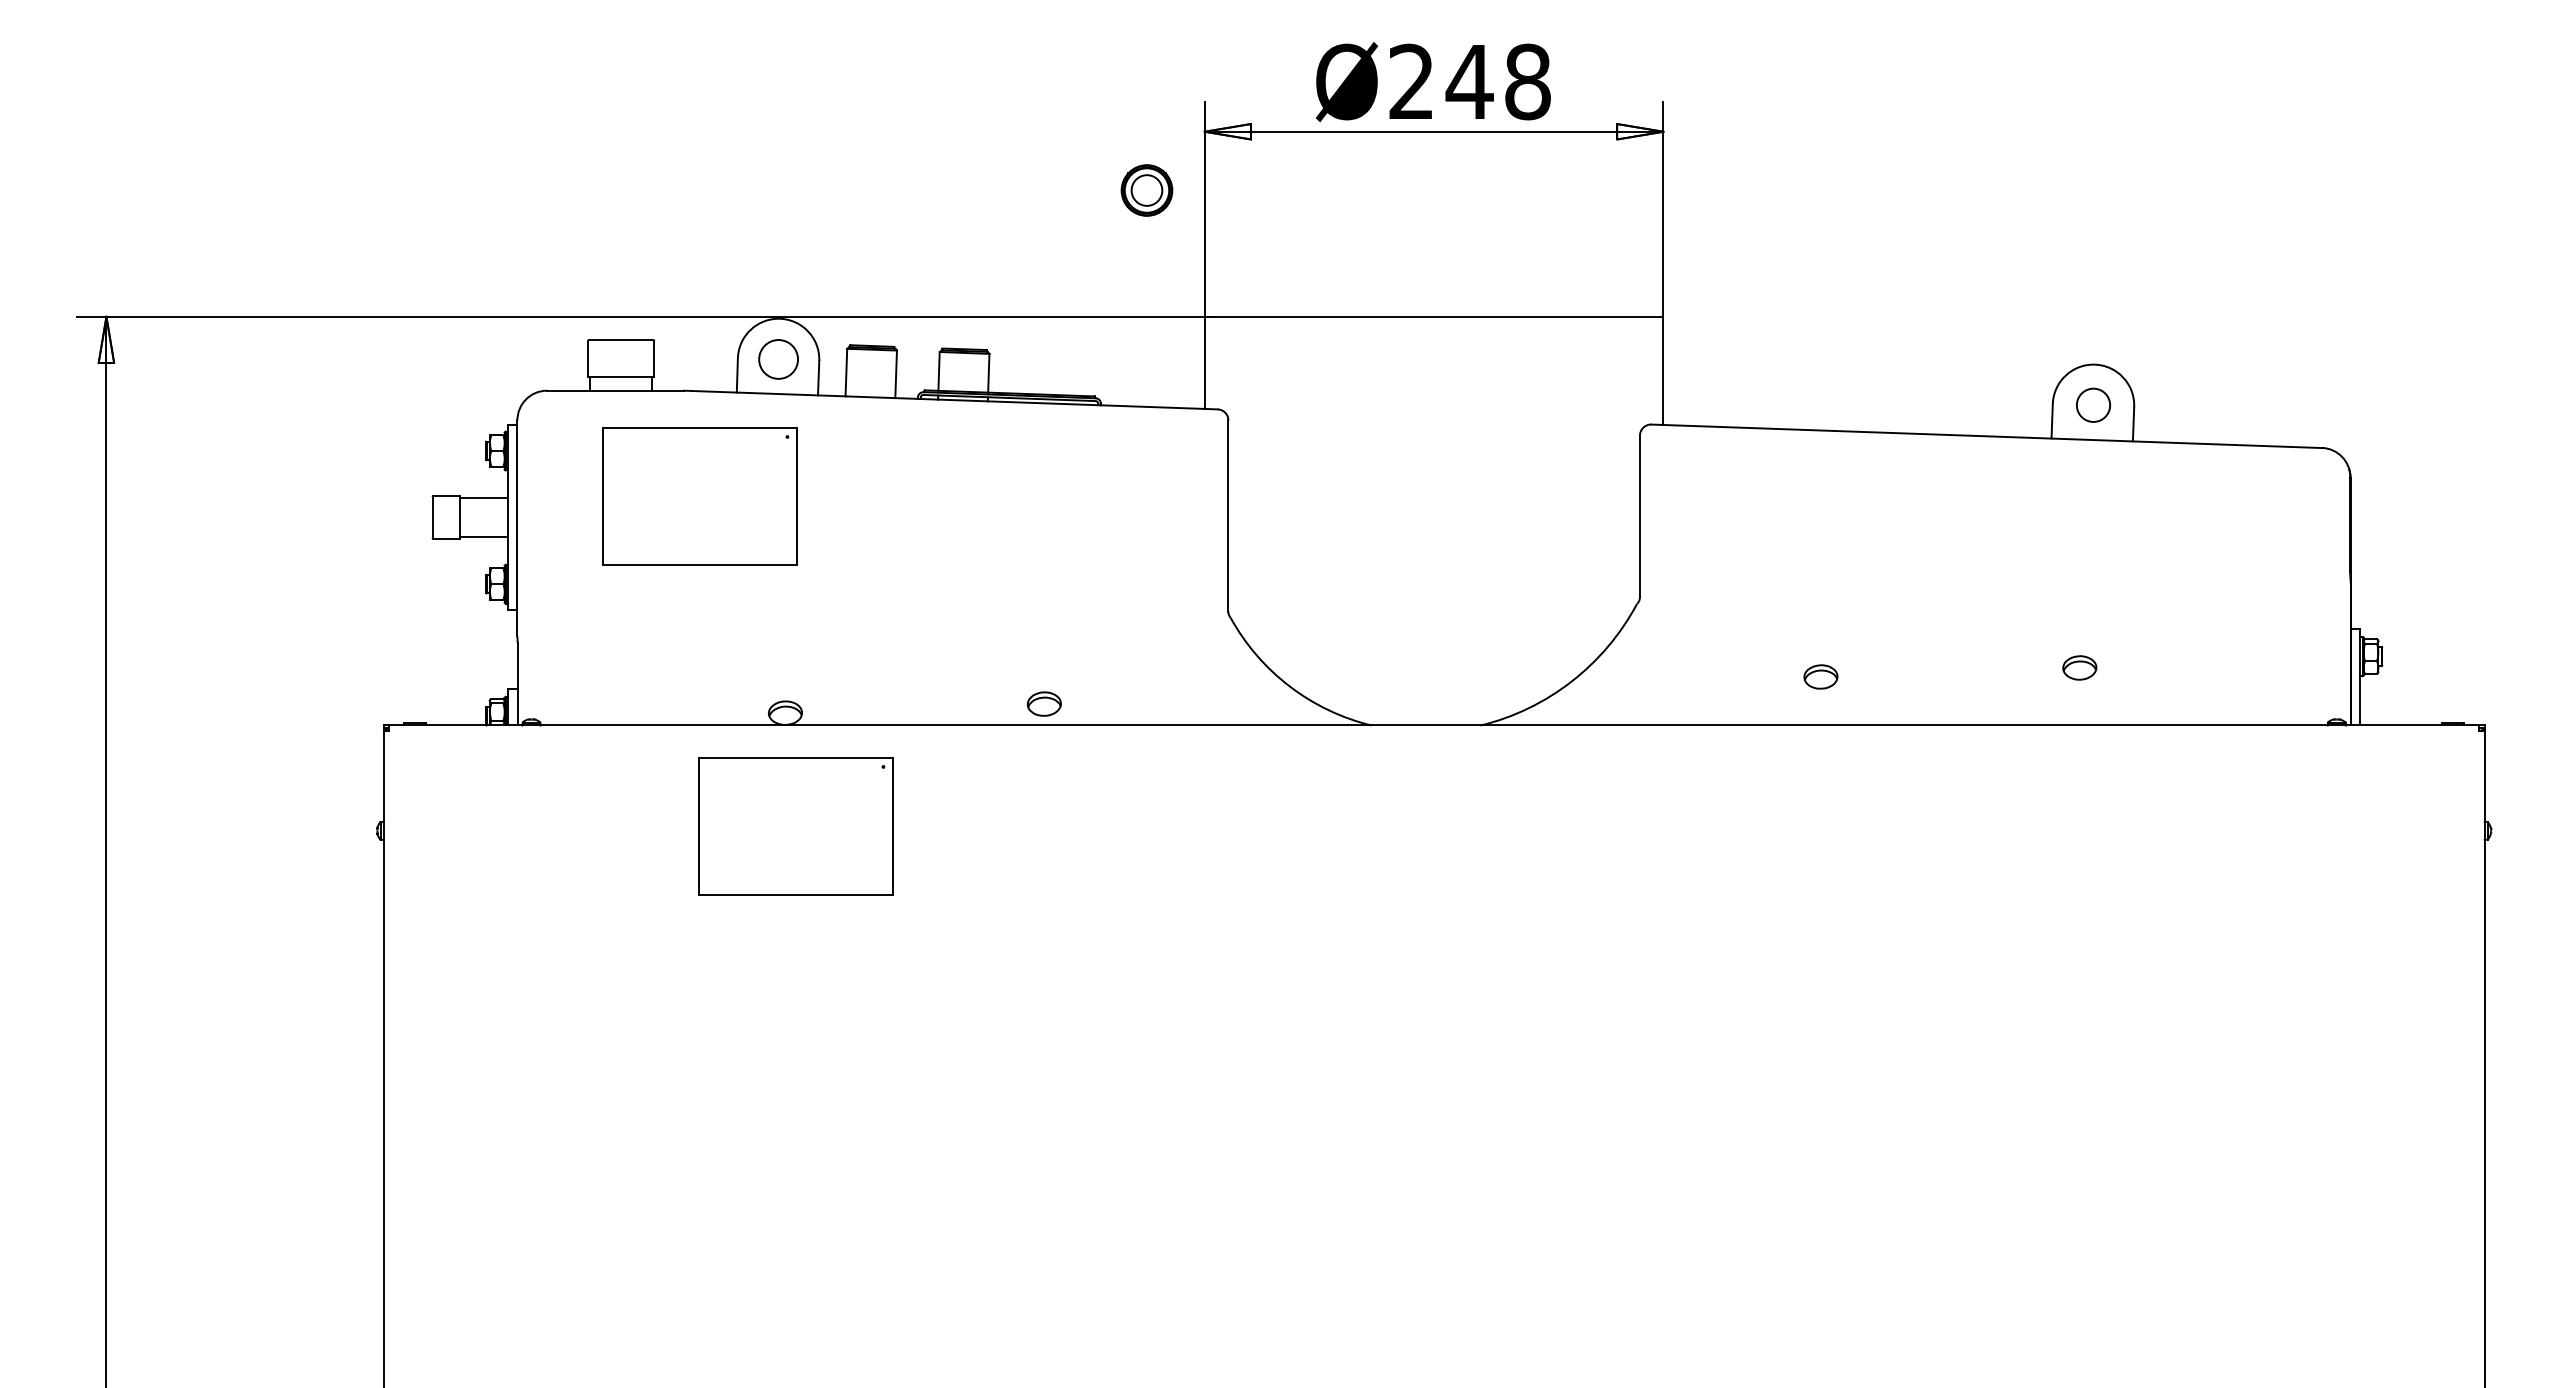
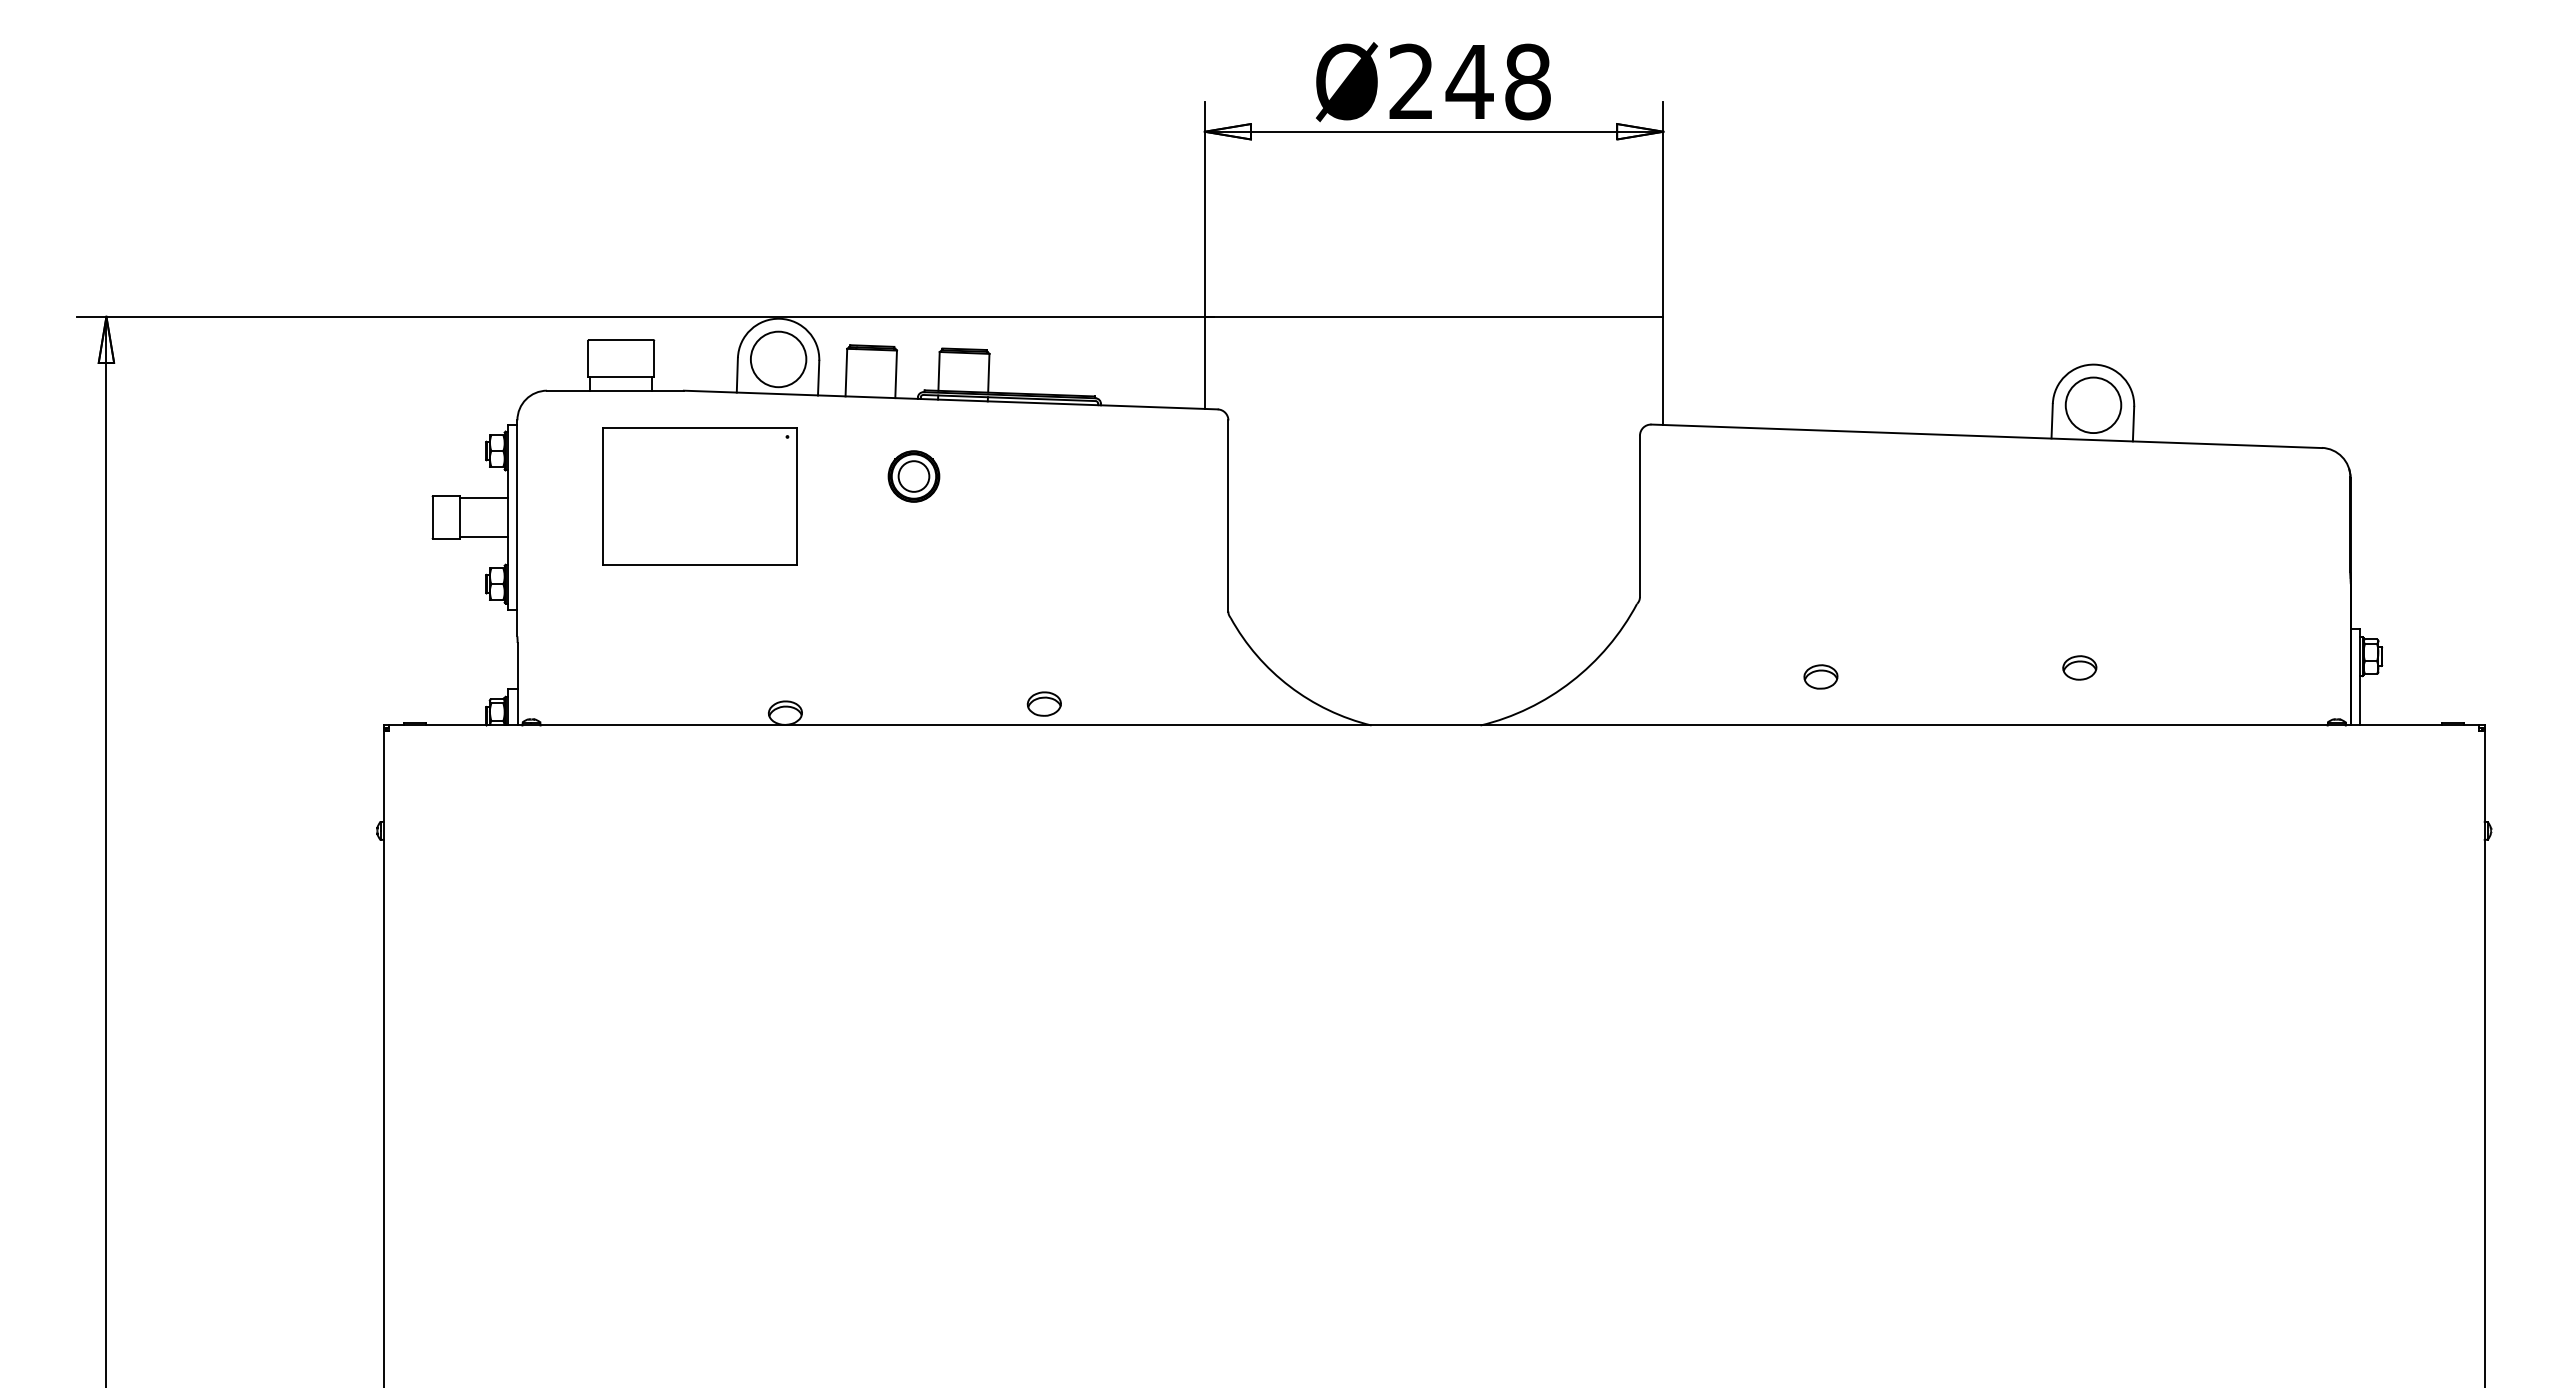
part position: (1146, 190) -> (913, 476) (913, 476)
circle diameter: 39 px -> 55 px (778, 359)
circle diameter: 33 px -> 55 px (2093, 405)
part: present -> none (795, 826)
